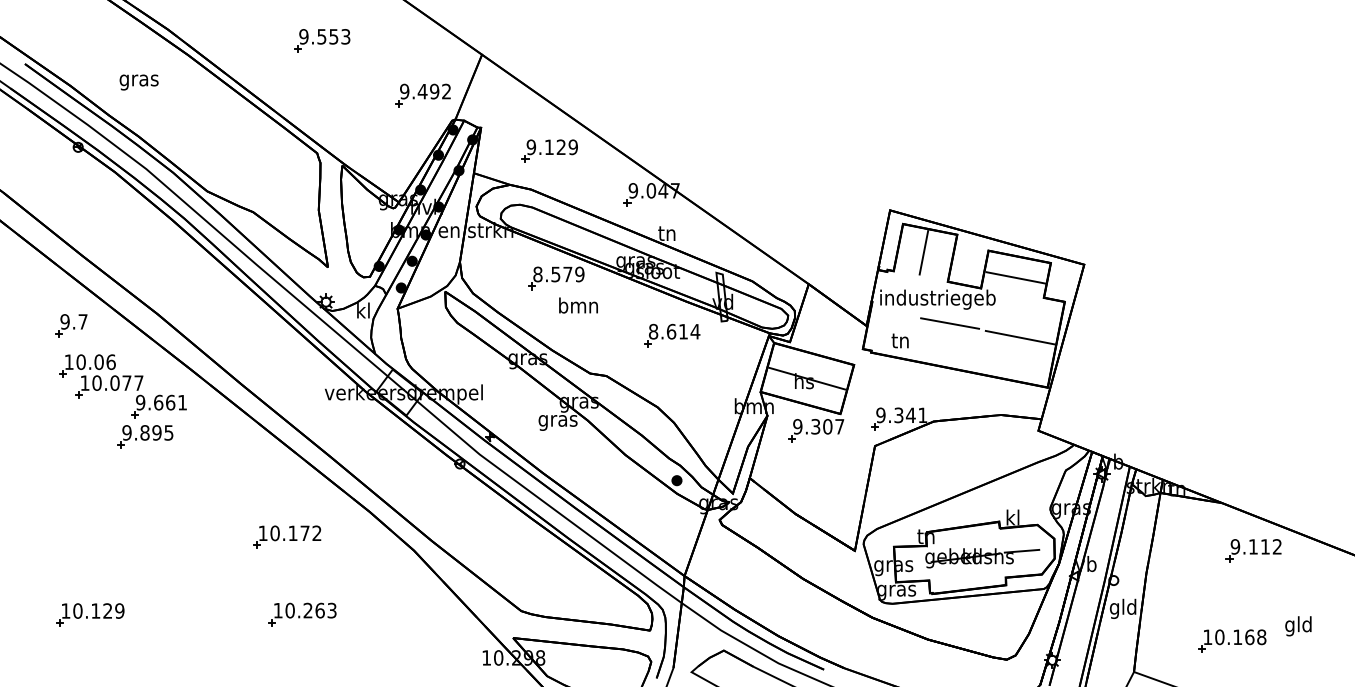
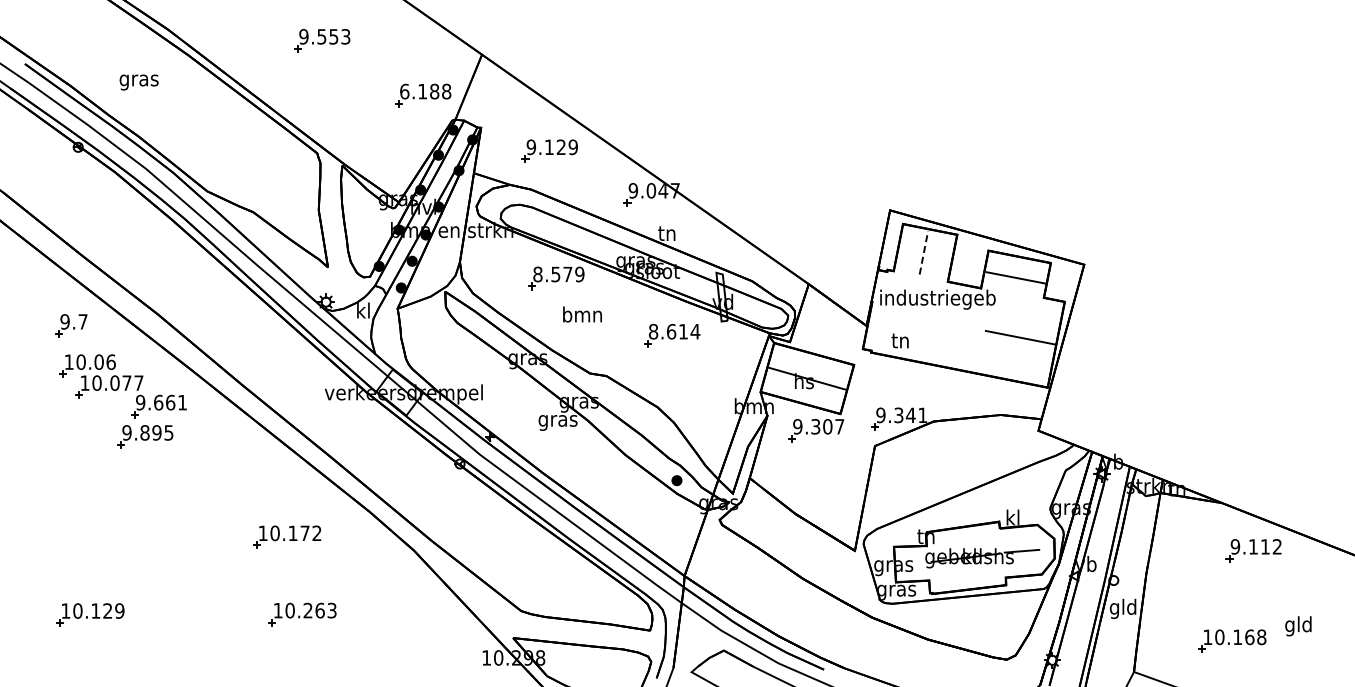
text: 9.492 -> 6.188 (425, 91)
line: solid -> dashed (924, 252)
text position: (578, 305) -> (582, 314) (582, 314)
line: present -> none (950, 323)
